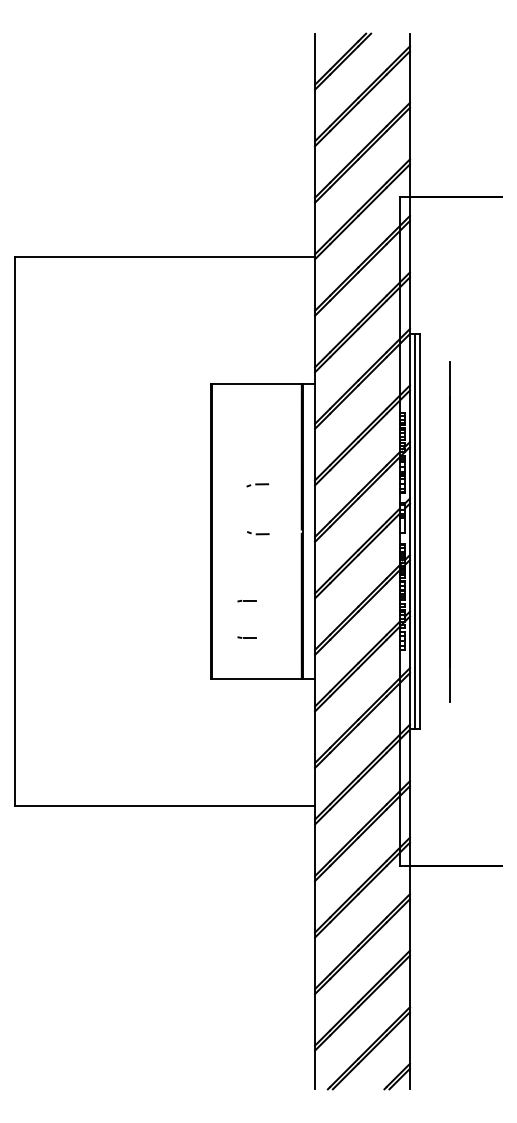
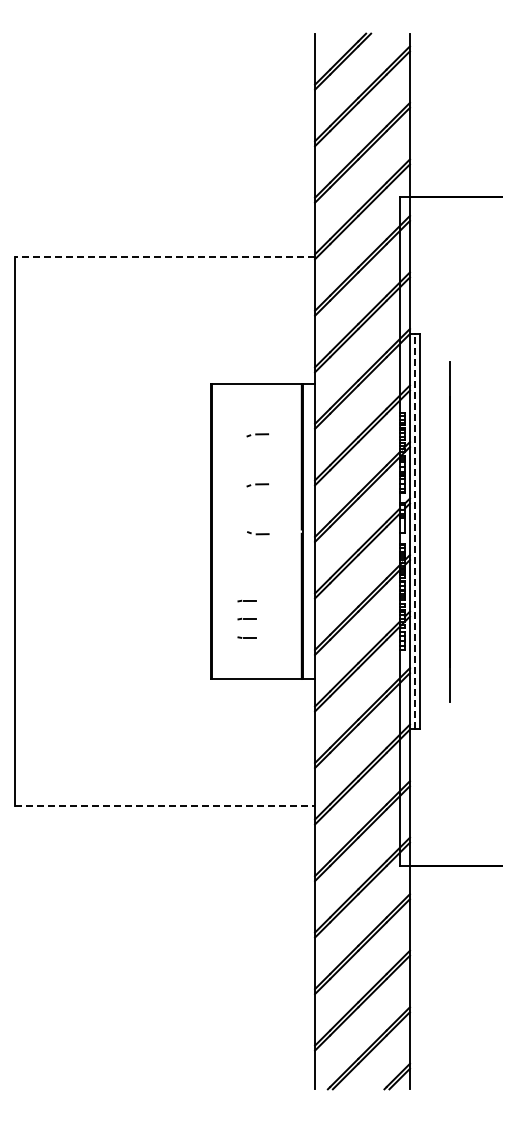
line: solid -> dashed (165, 256)
part: none -> present (257, 435)
line: solid -> dashed (414, 531)
part: none -> present (246, 618)
line: solid -> dashed (165, 806)
